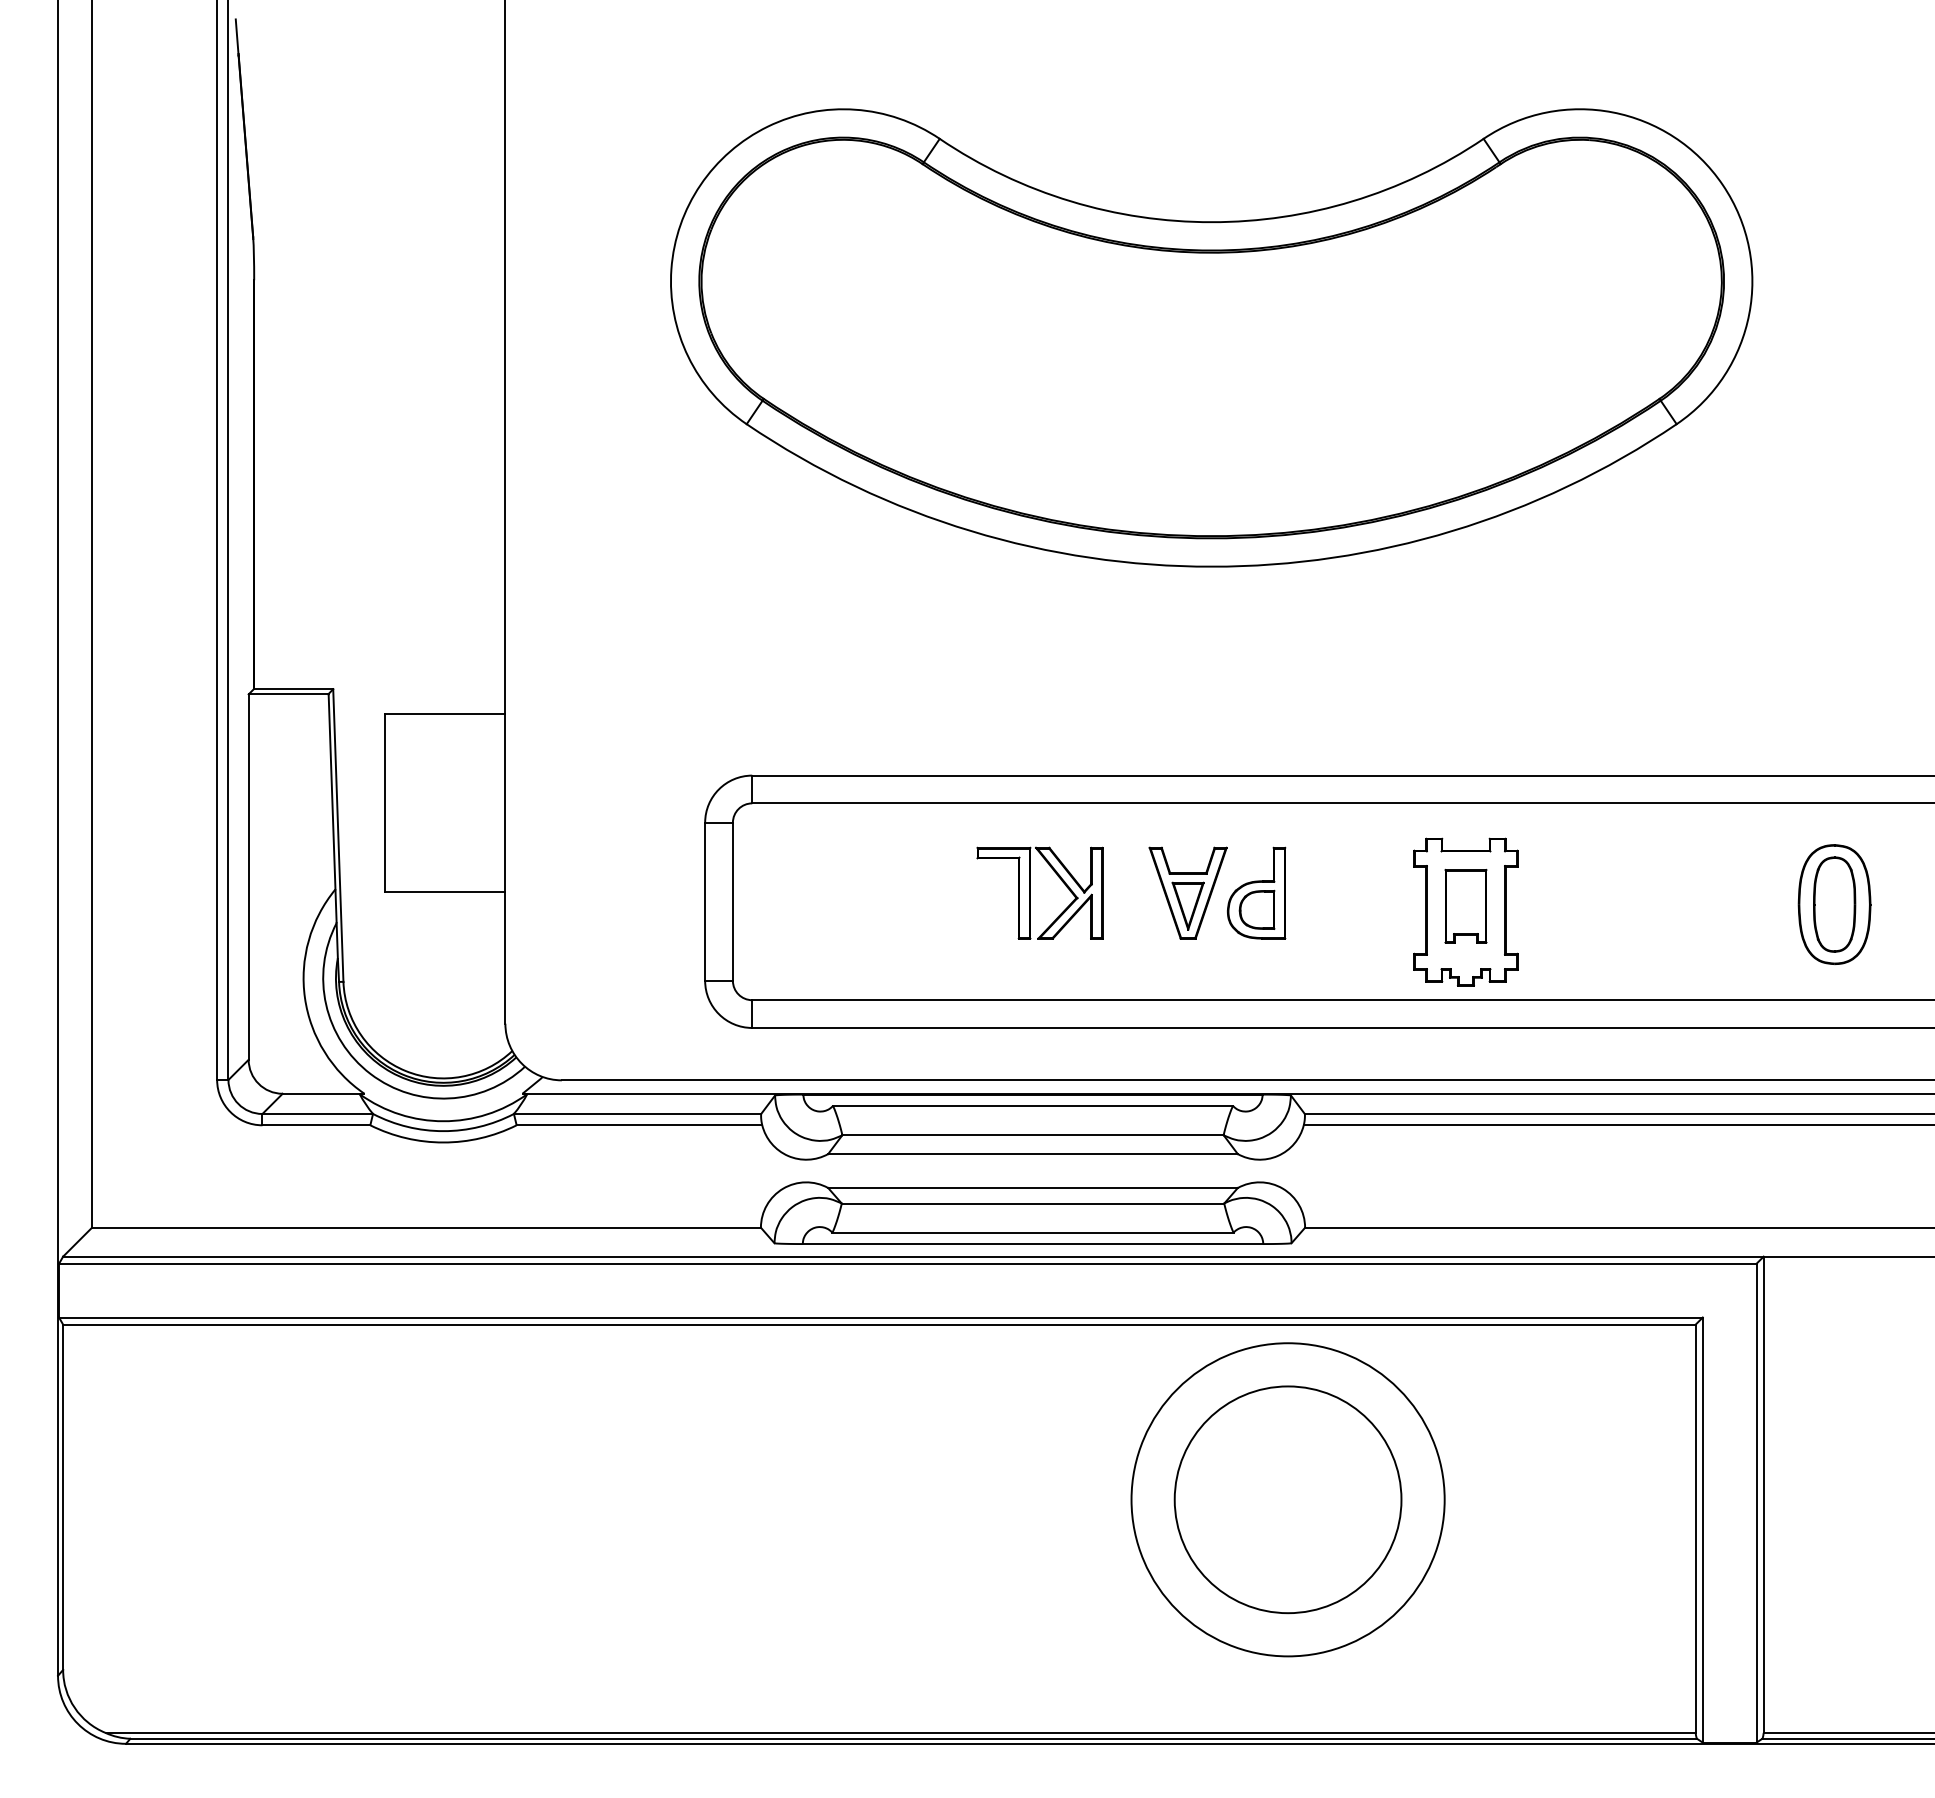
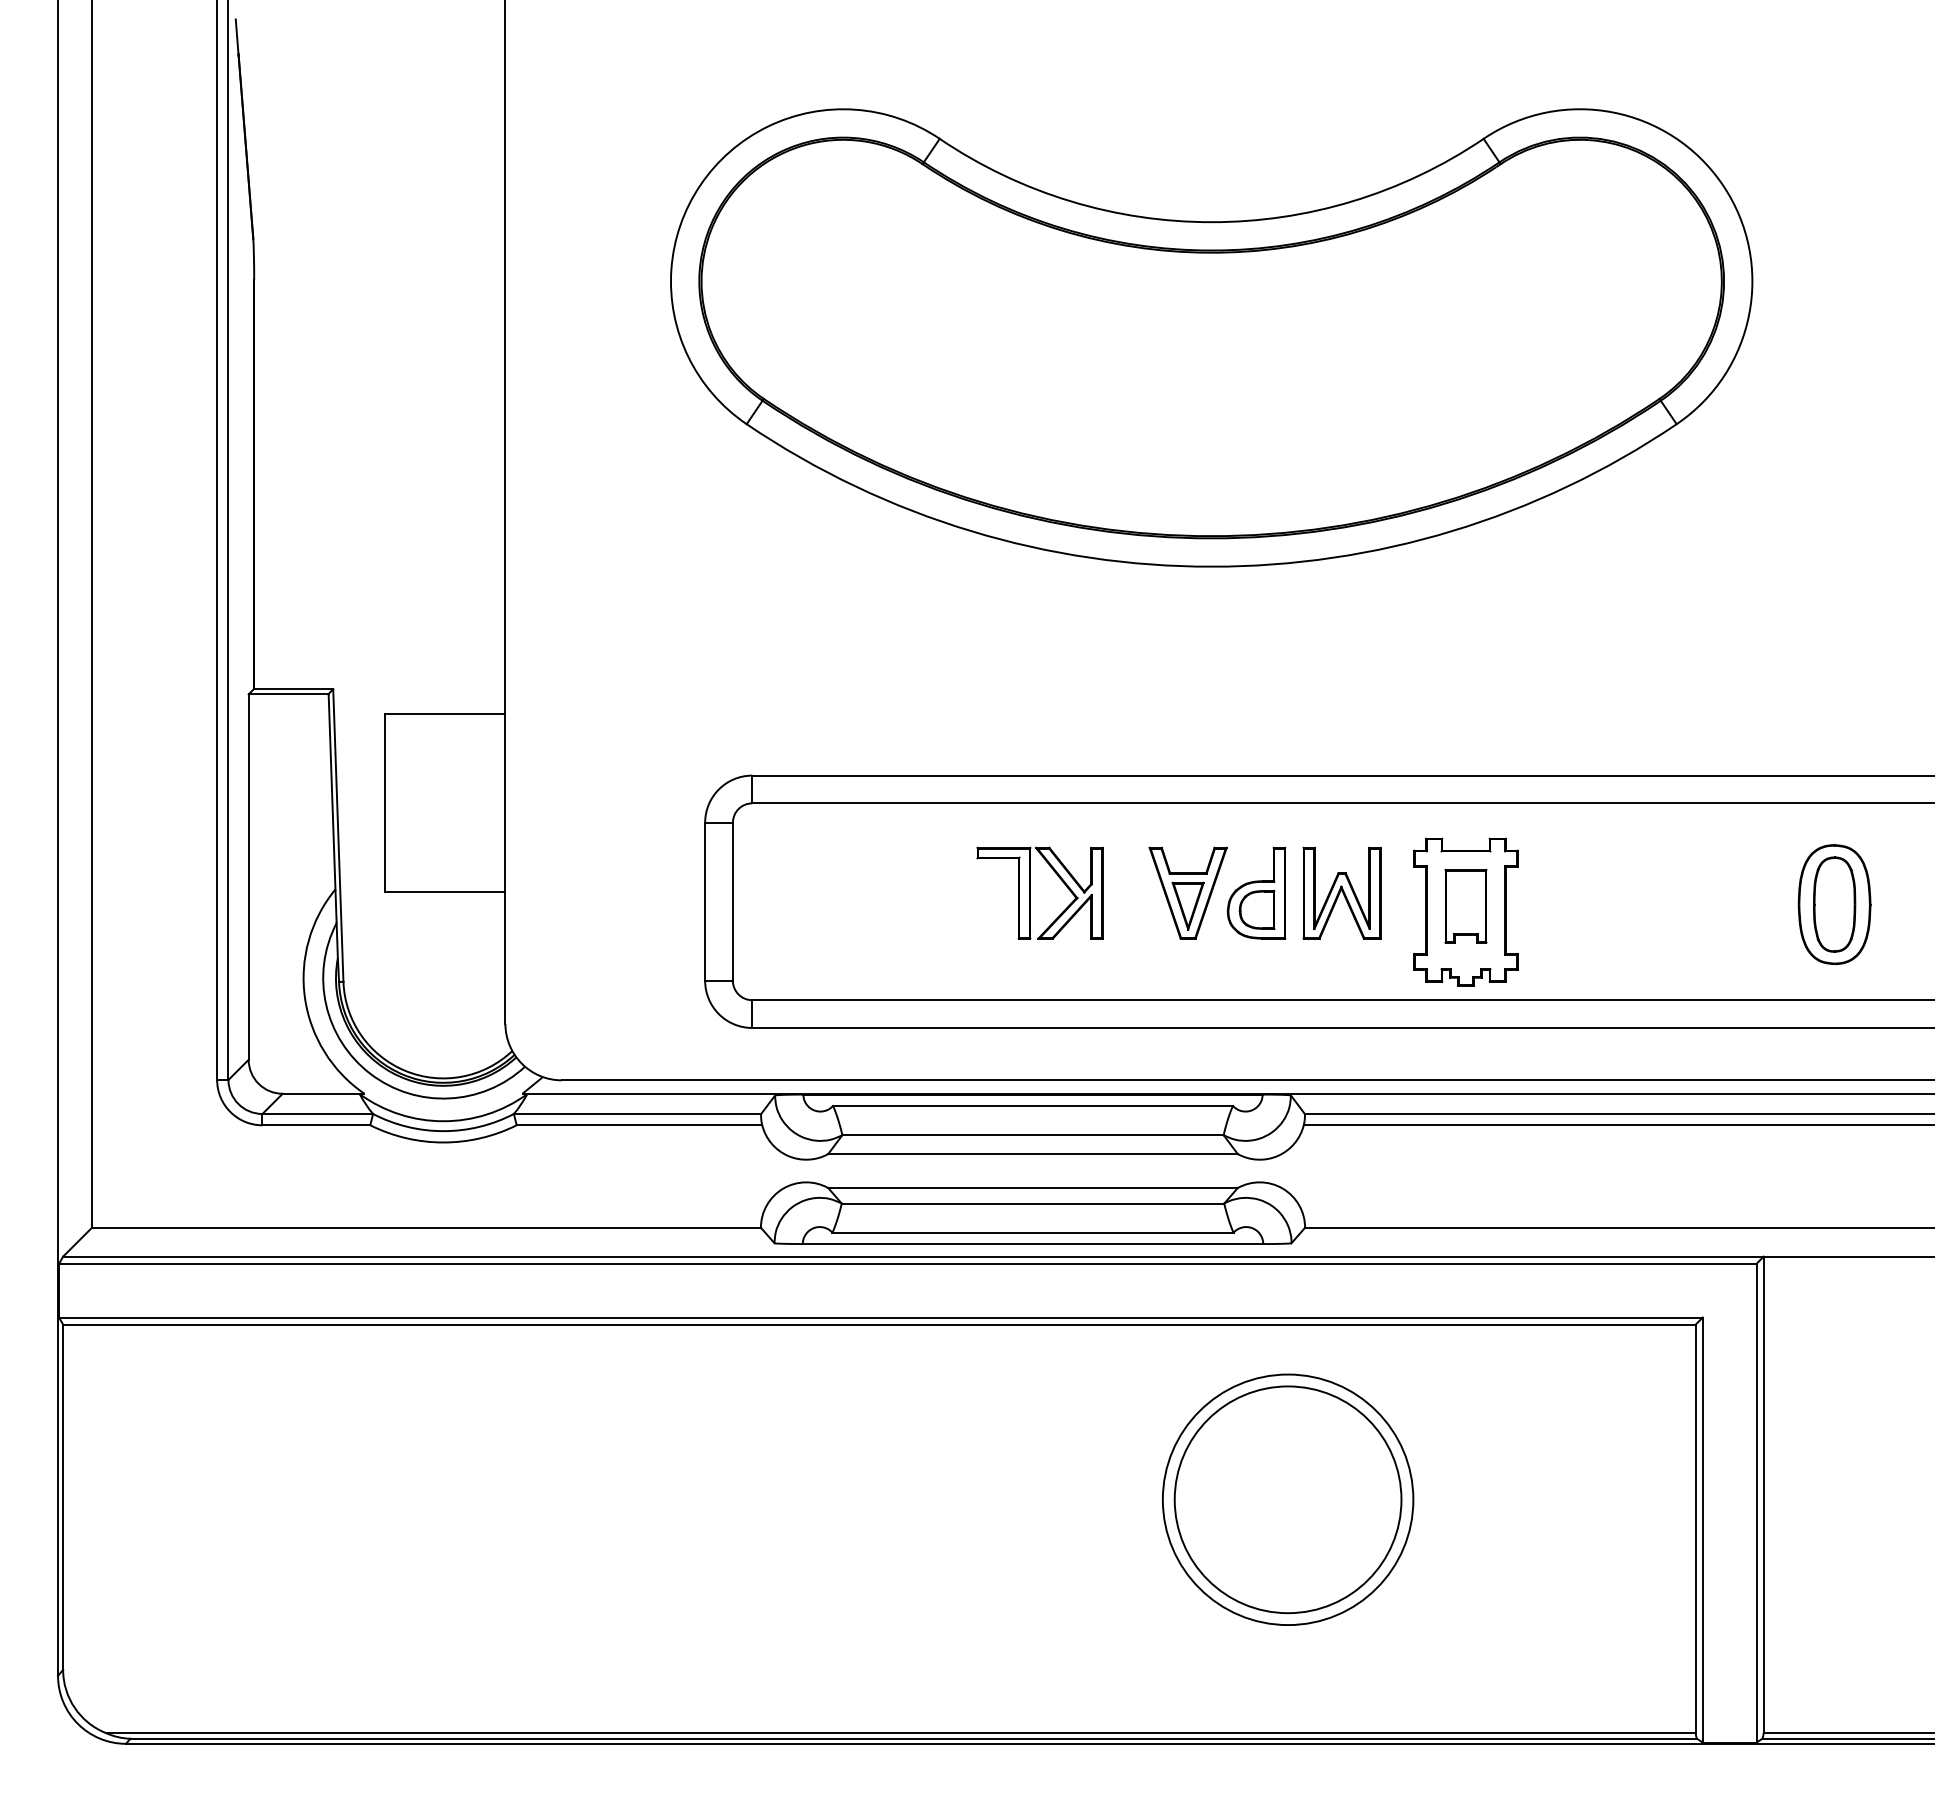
part: none -> present (1341, 892)
circle diameter: 313 px -> 251 px (1287, 1499)
